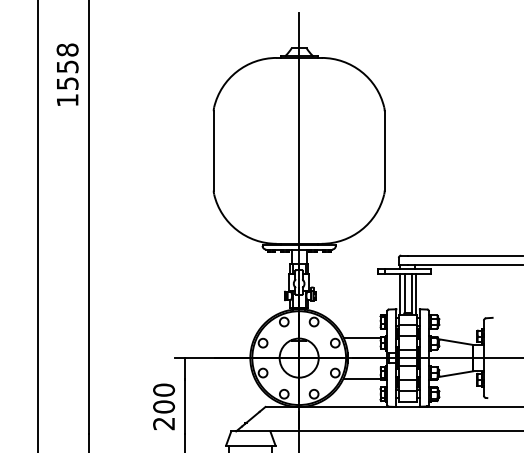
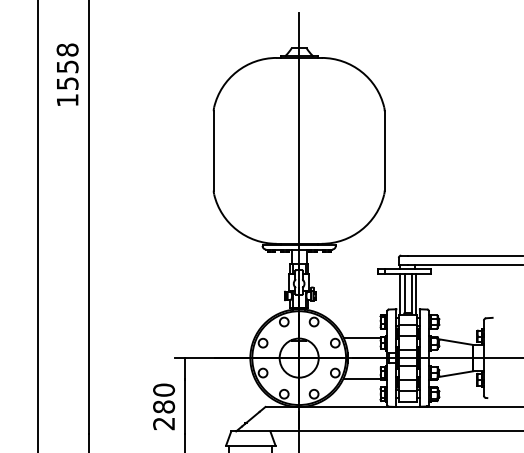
text: 200 -> 280 (163, 406)
